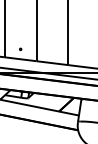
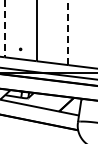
line: solid -> dashed (4, 29)
line: solid -> dashed (68, 33)
